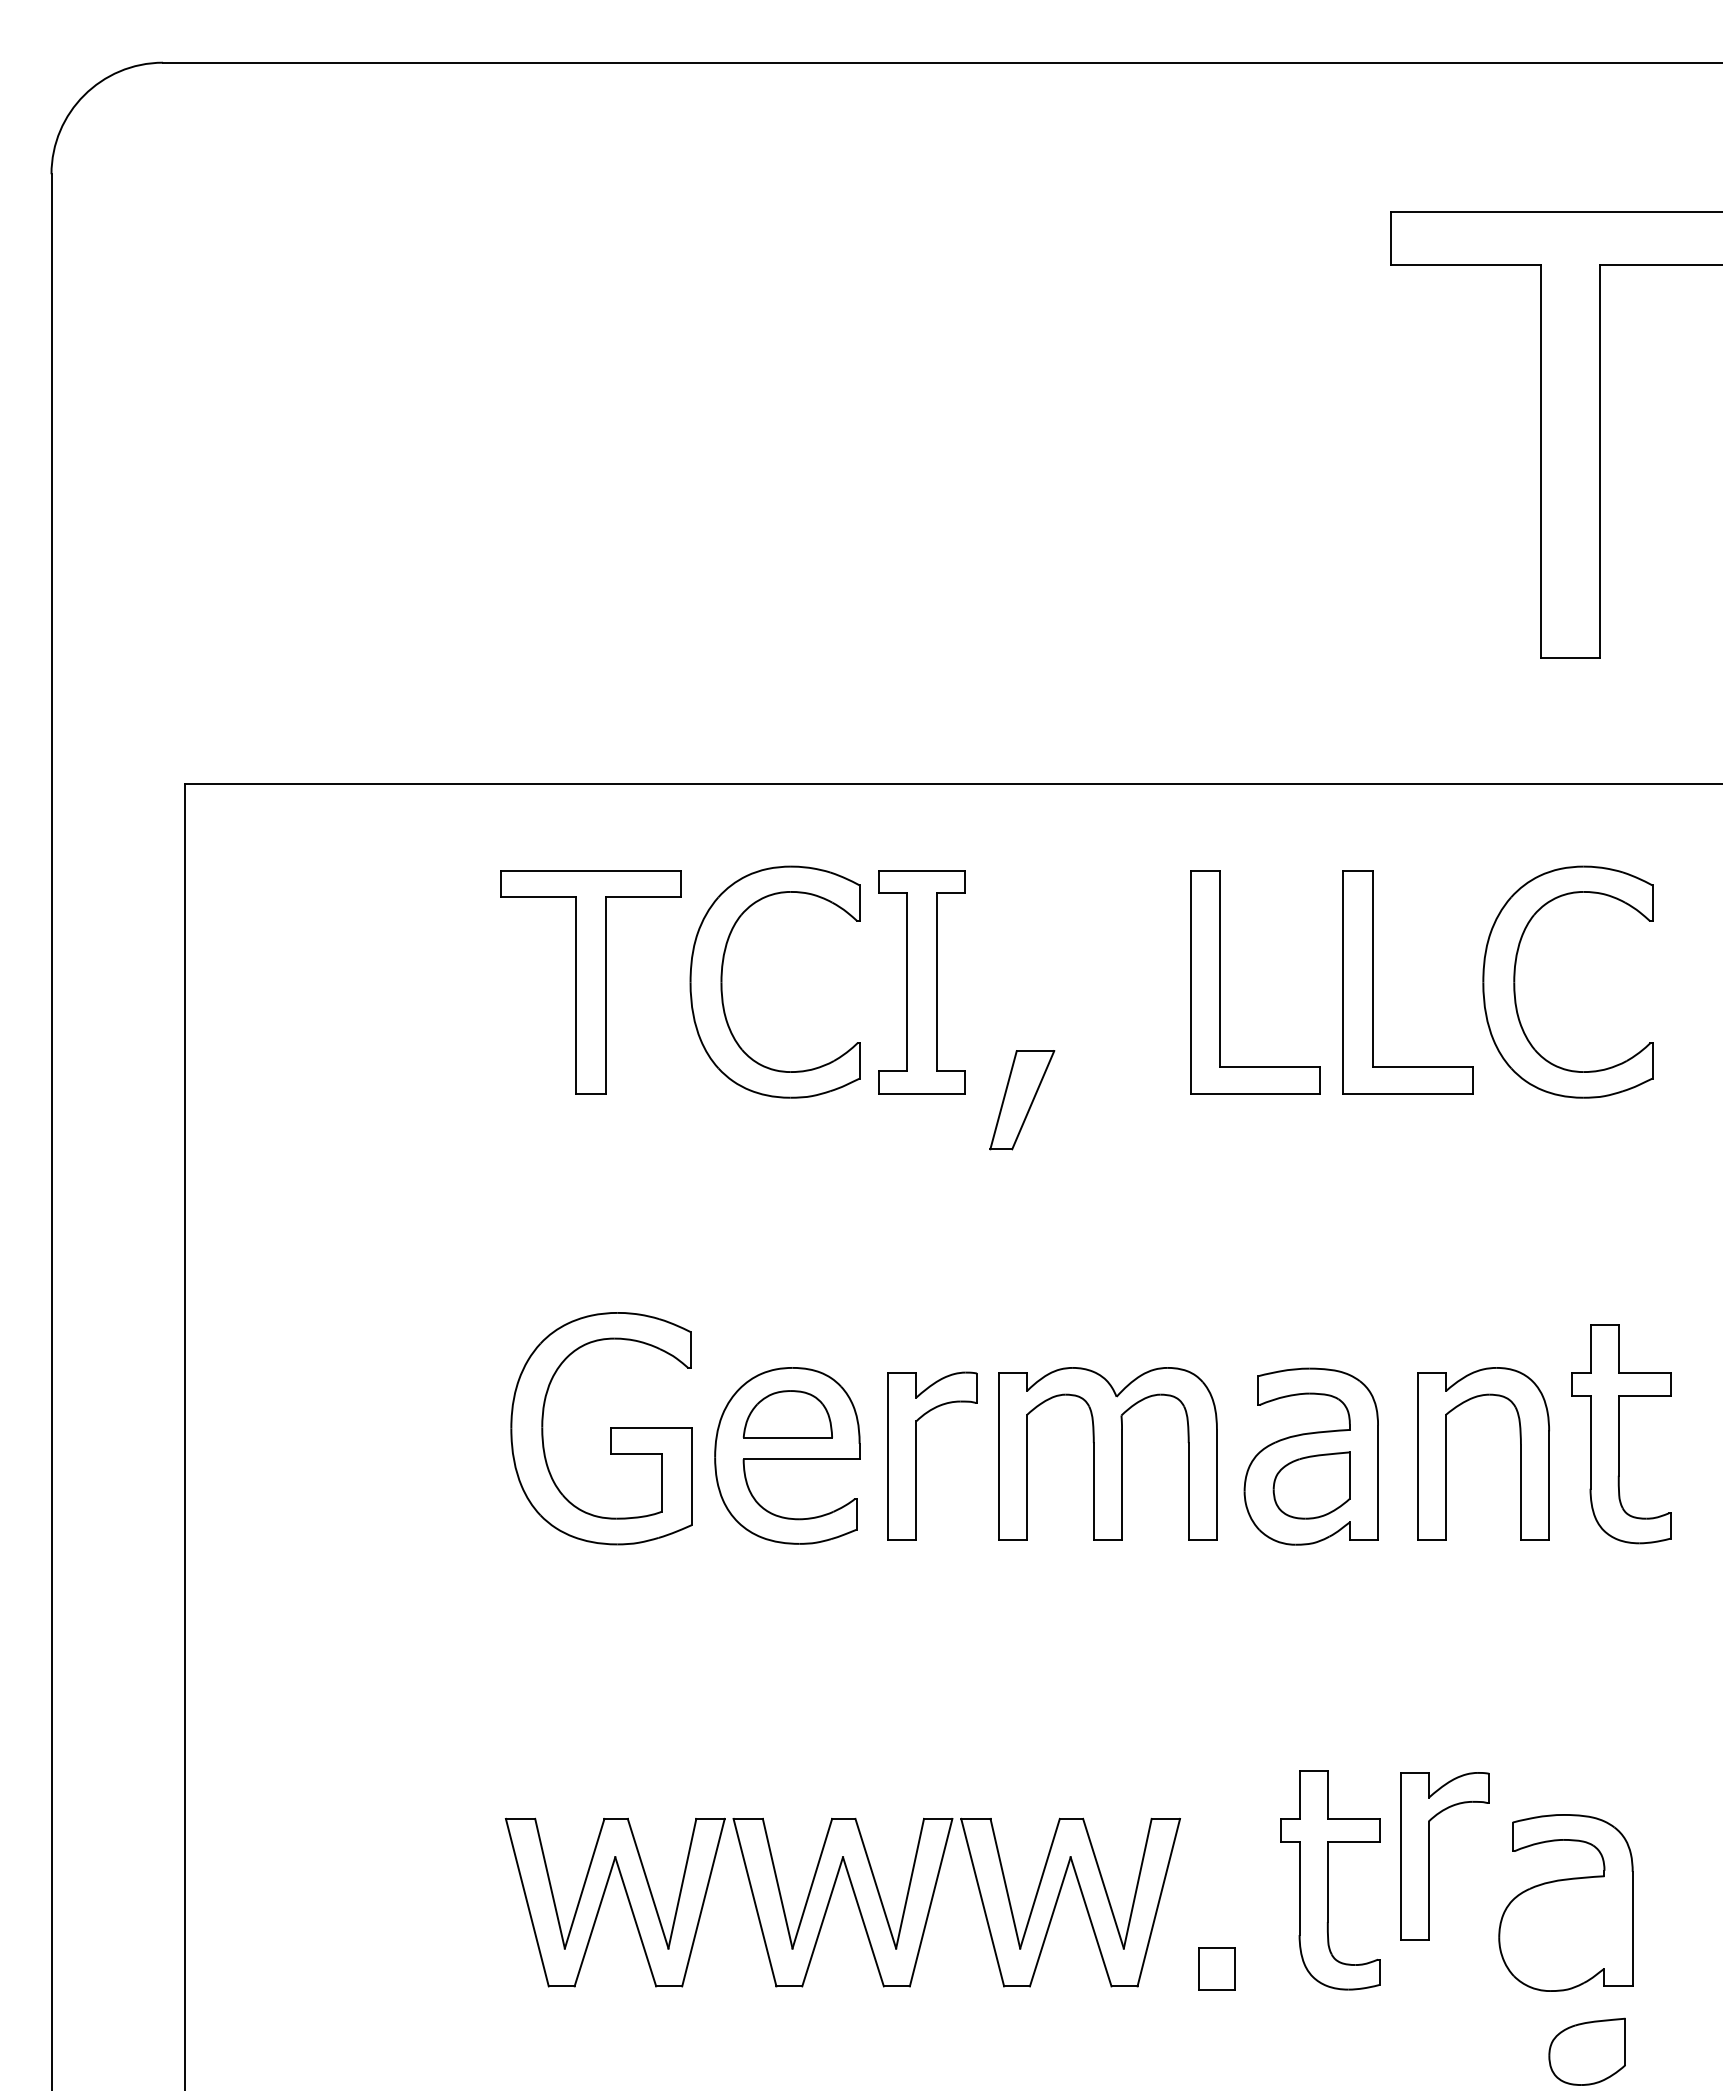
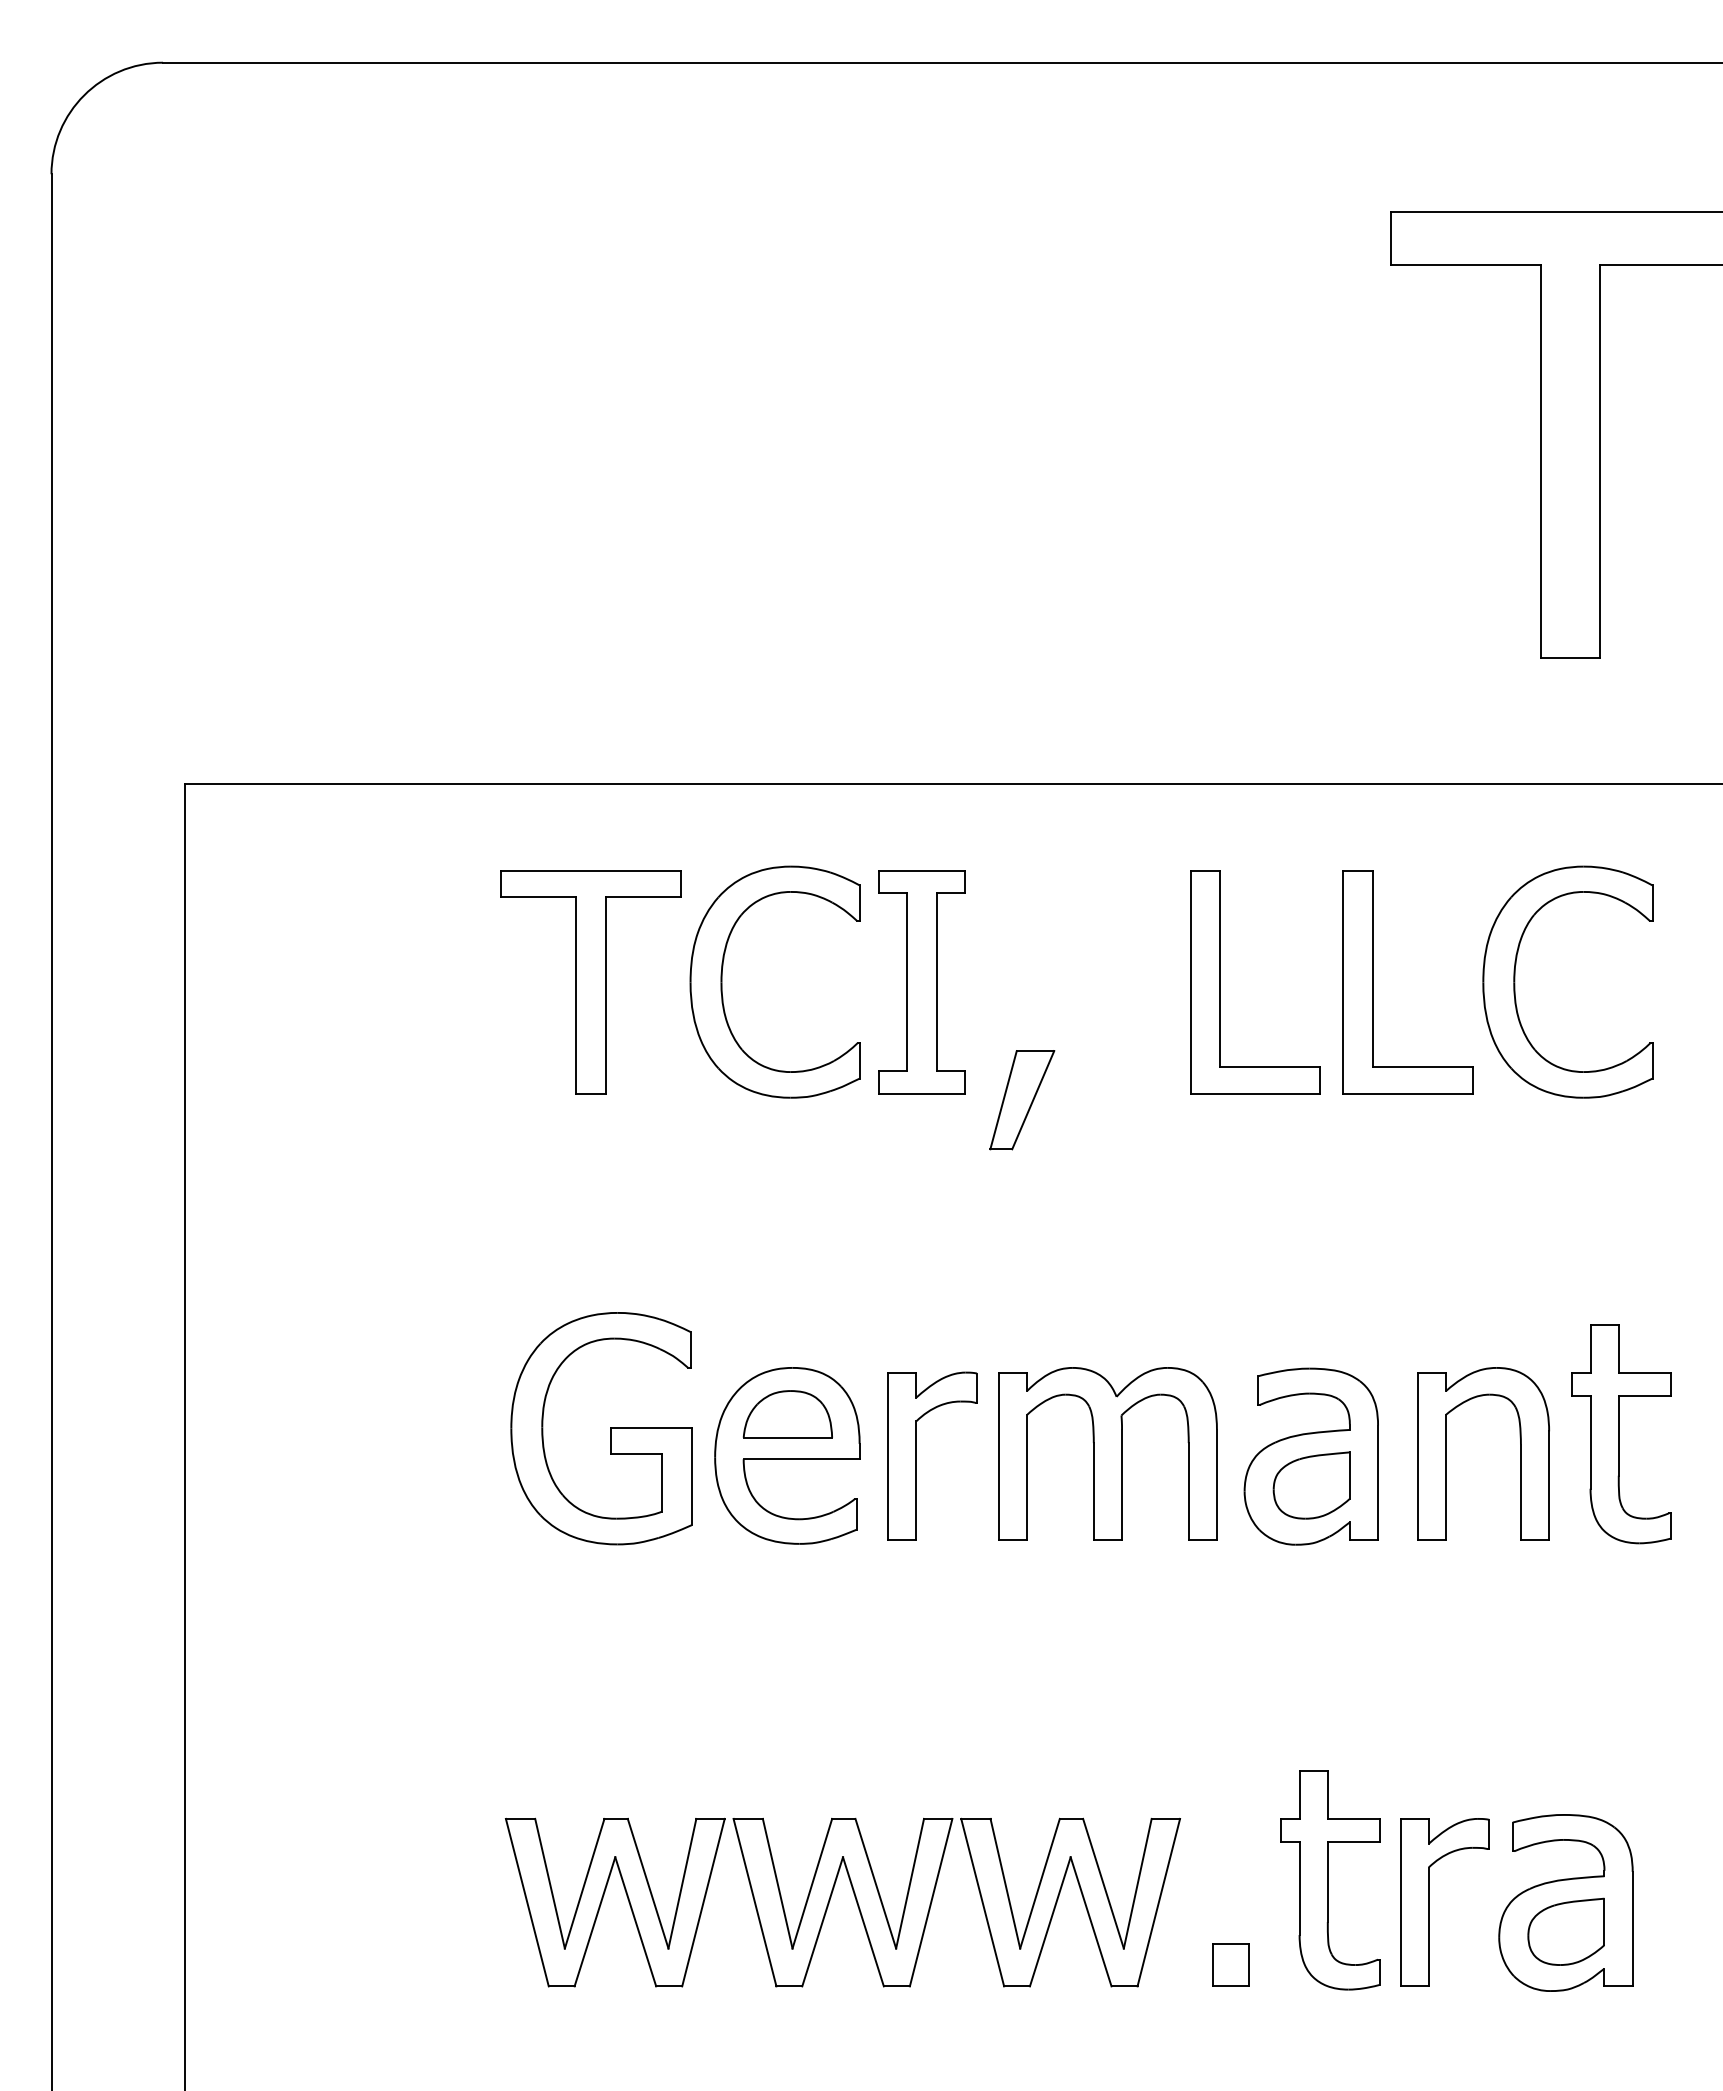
part position: (1429, 1856) -> (1429, 1902) (1429, 1902)
part position: (1216, 1968) -> (1230, 1964) (1230, 1964)
part position: (1586, 2051) -> (1565, 1931) (1565, 1931)
